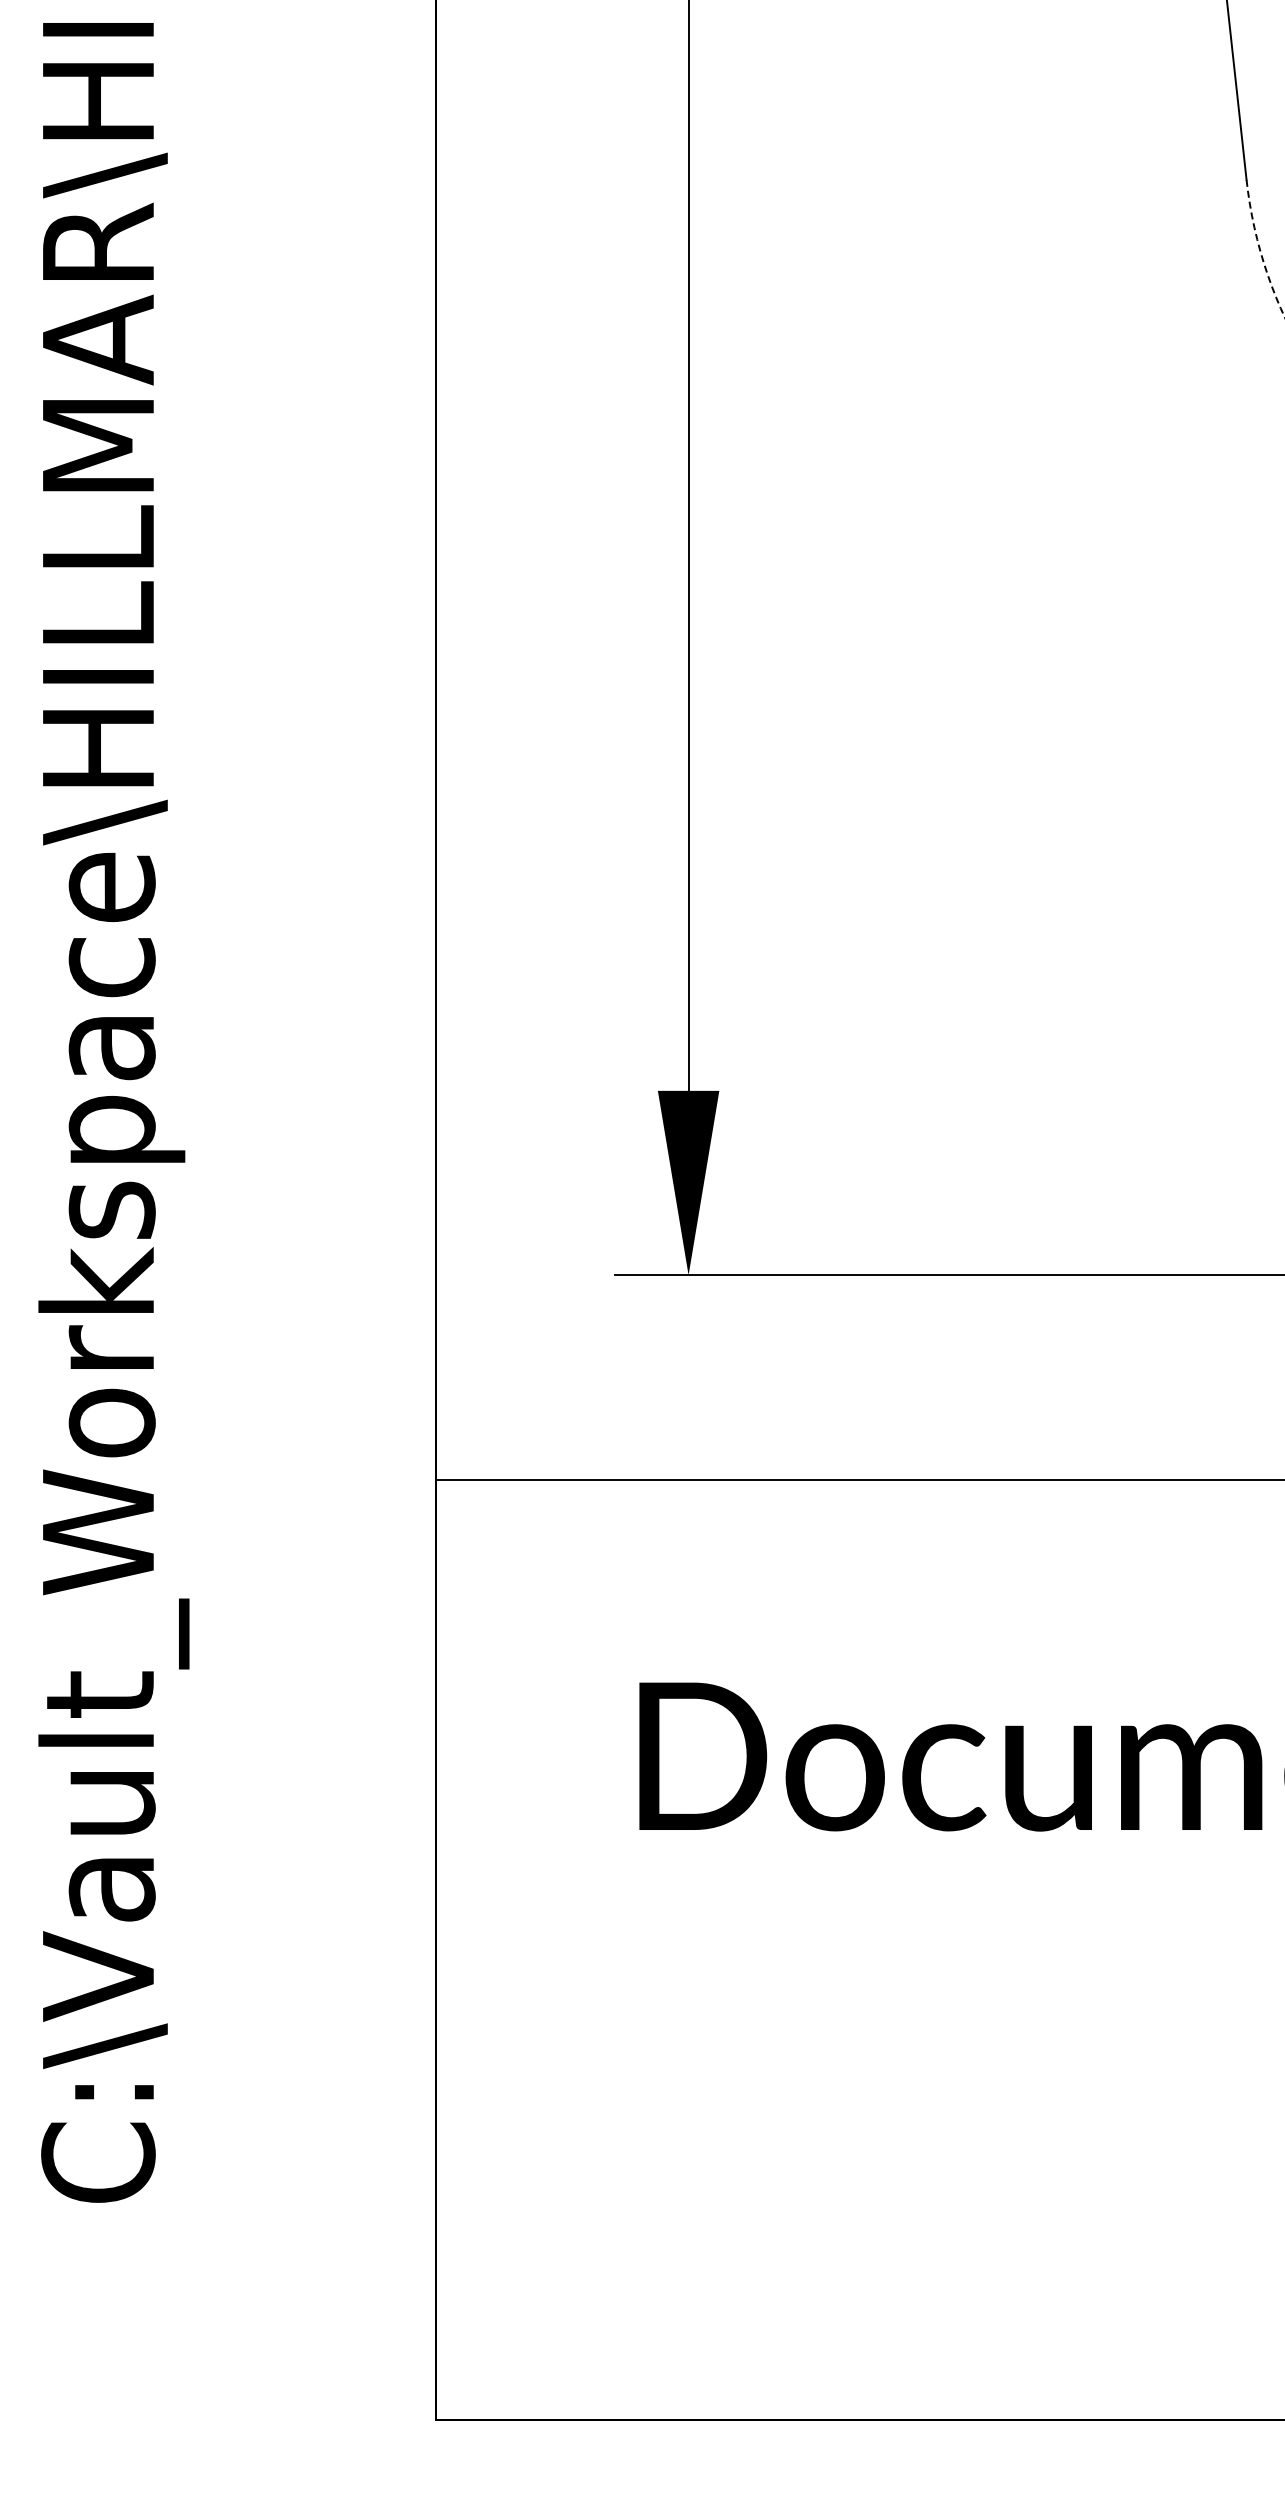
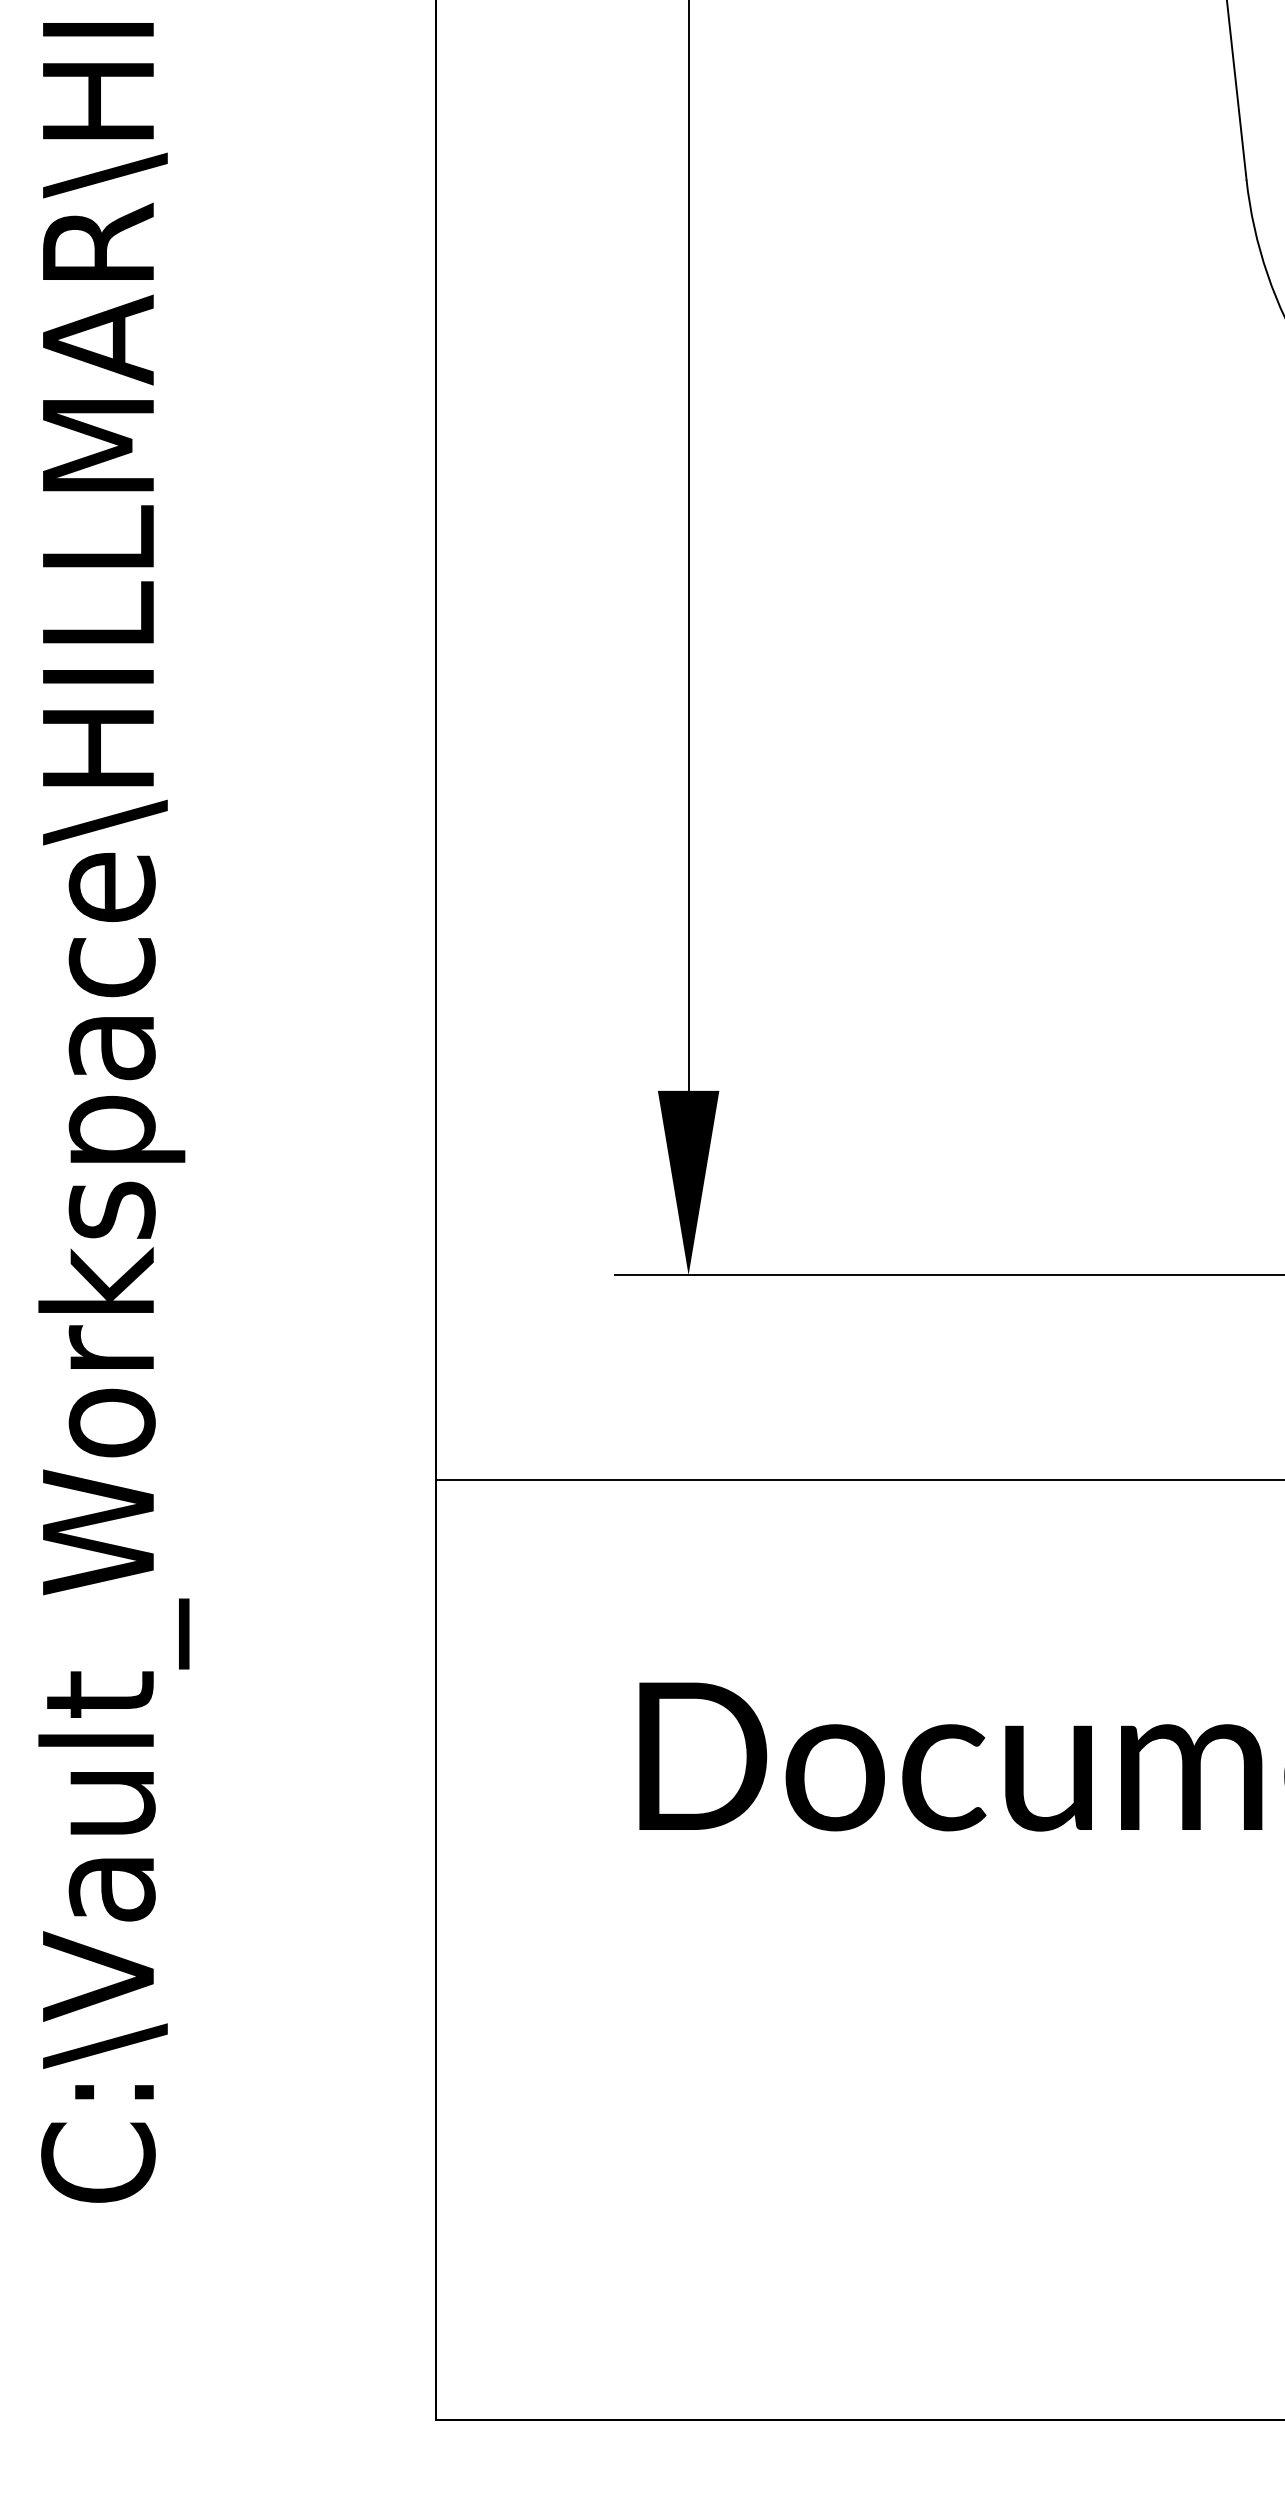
arc: dashed -> solid (1260, 251)
